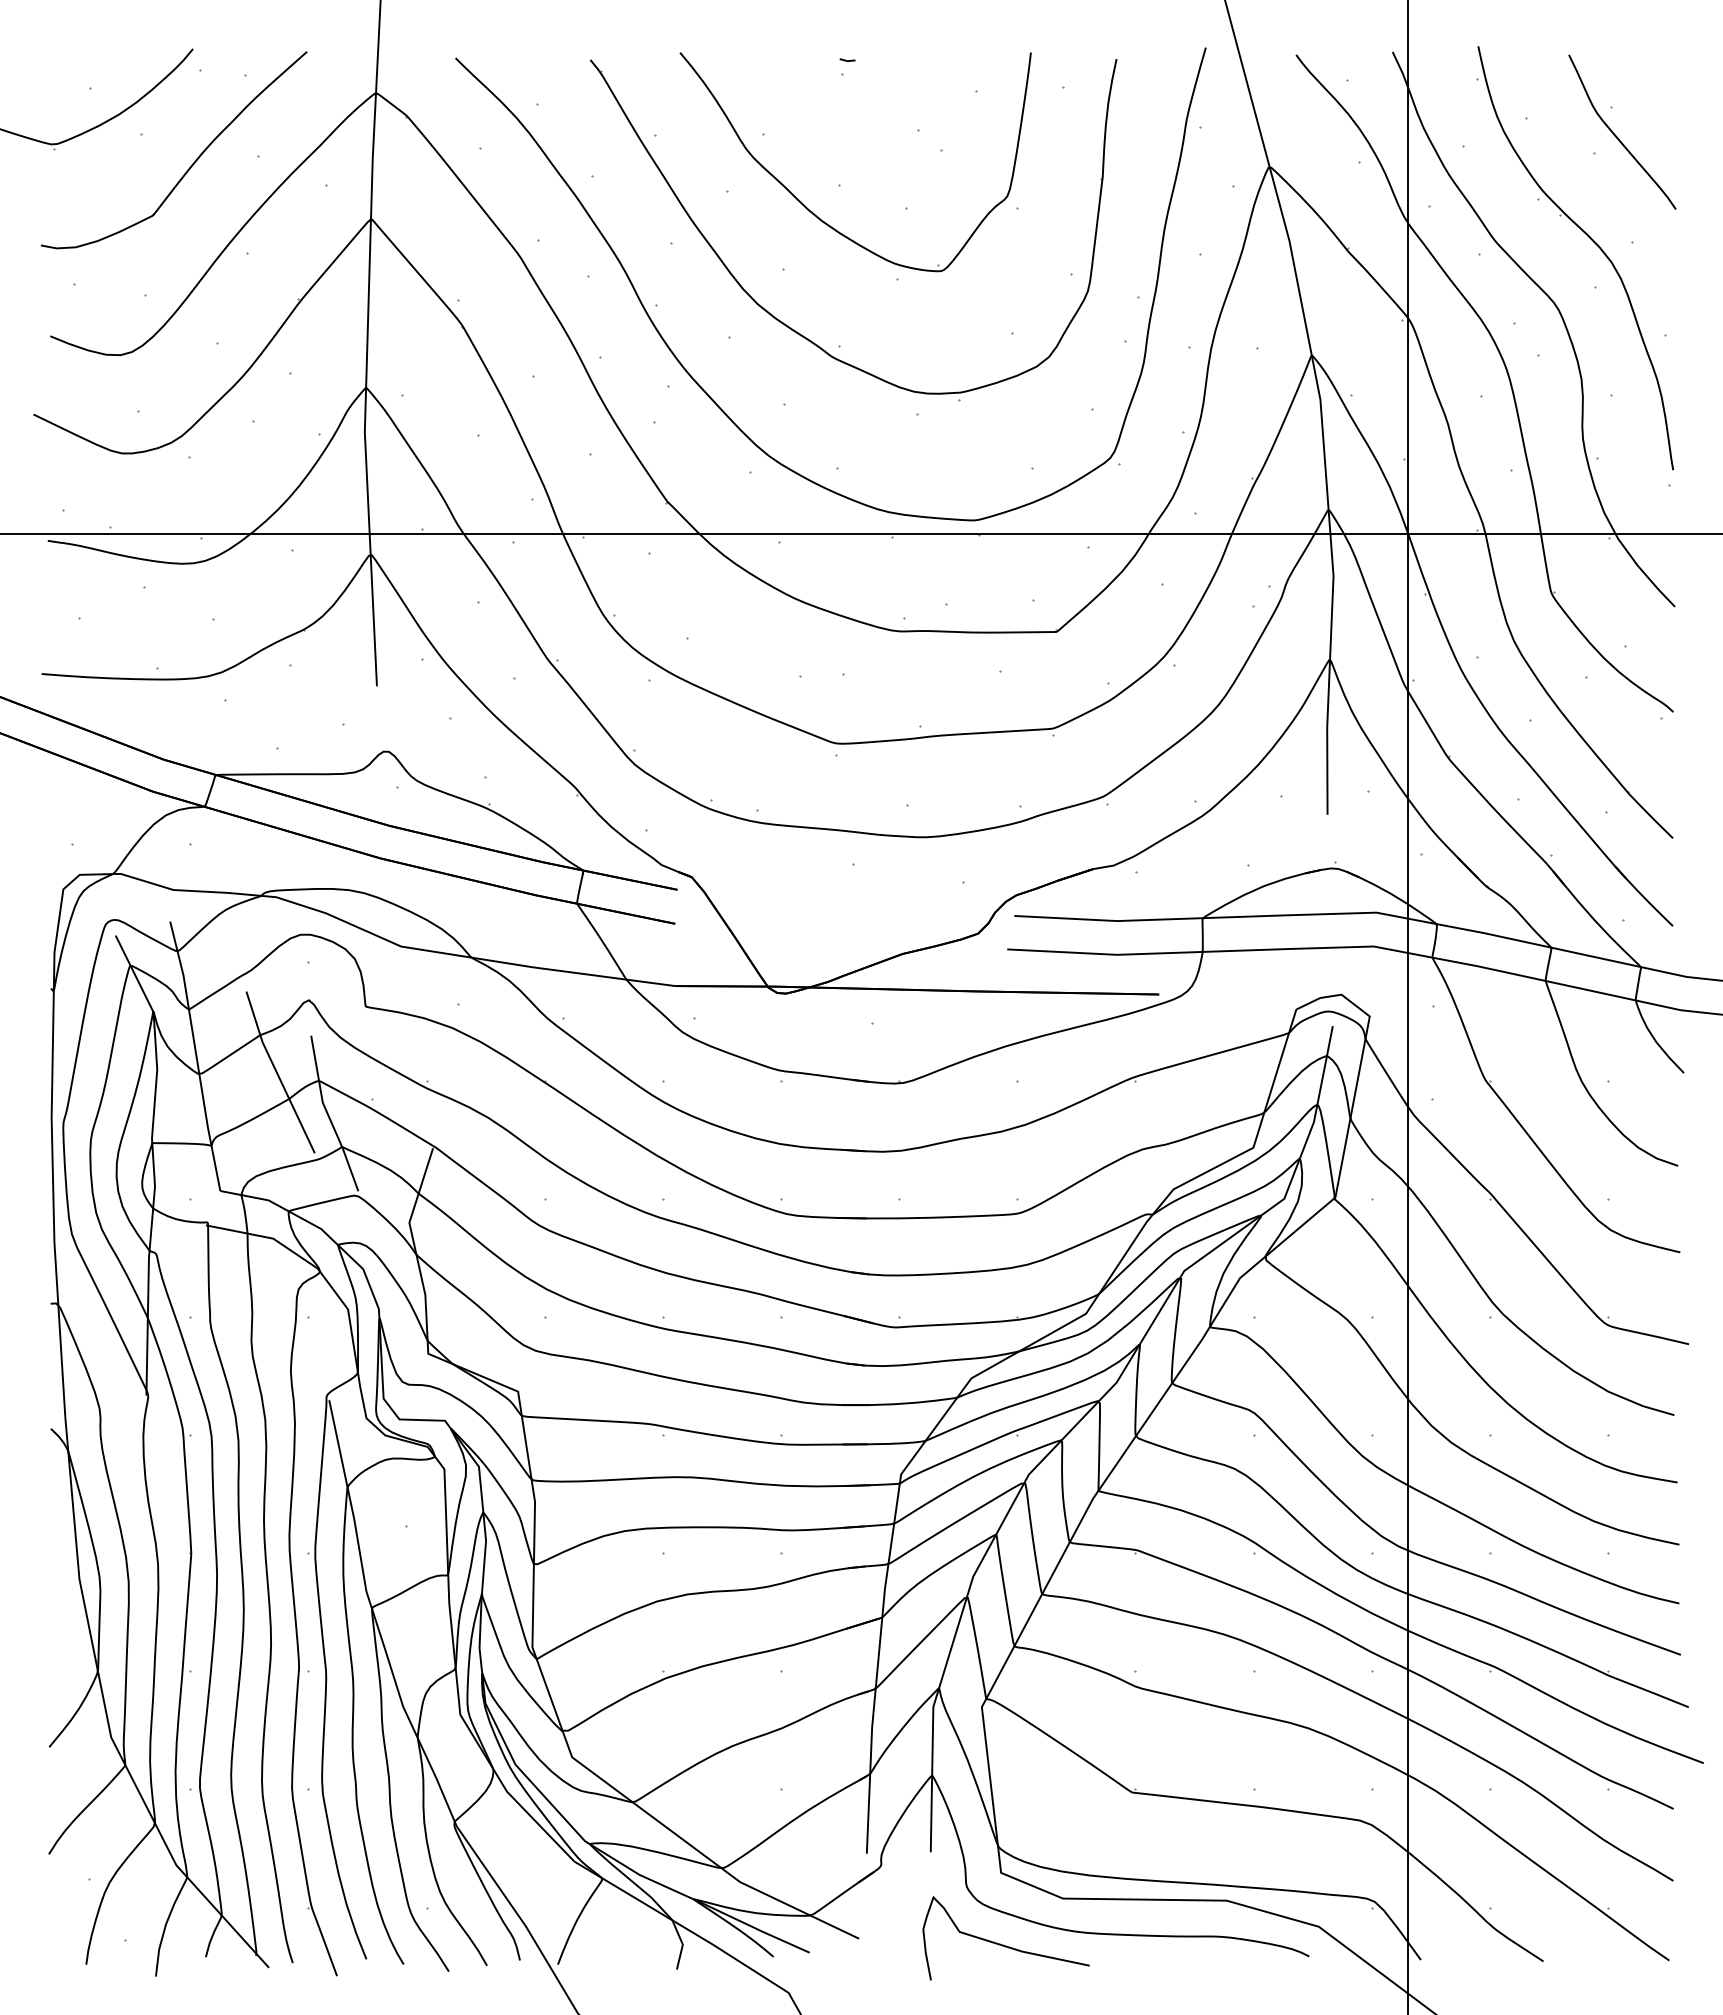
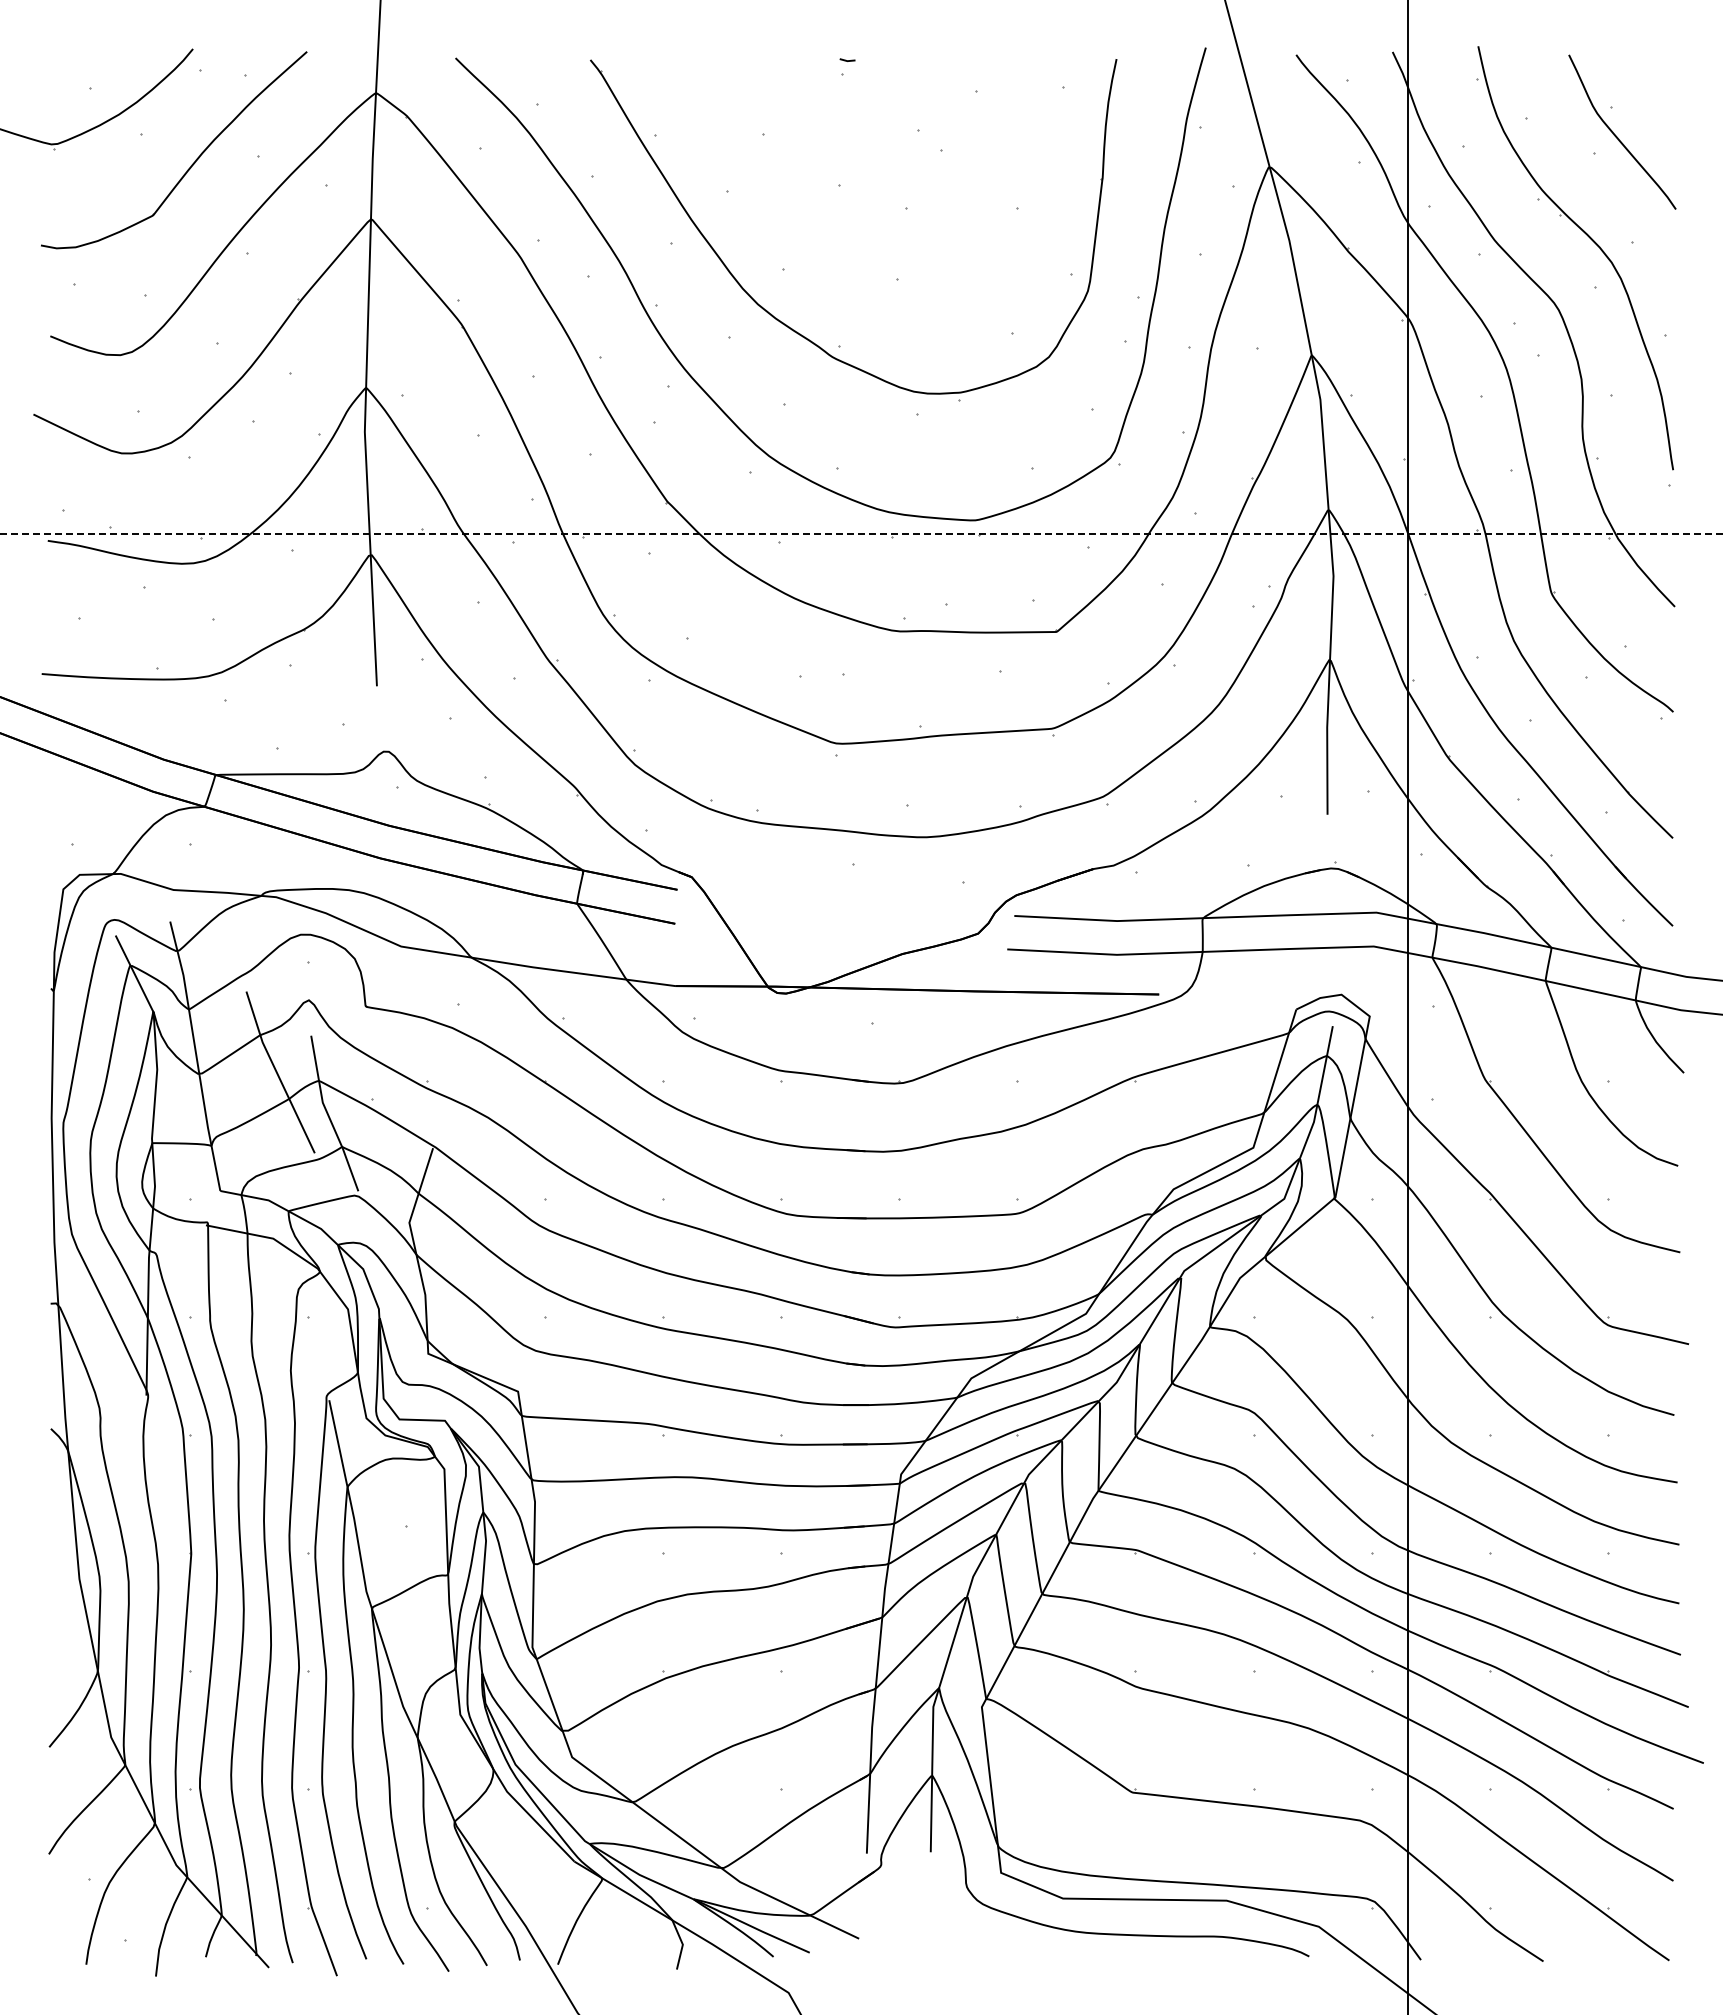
part: present -> none (812, 211)
line: solid -> dashed (860, 534)
curve: present -> none (1003, 1944)
